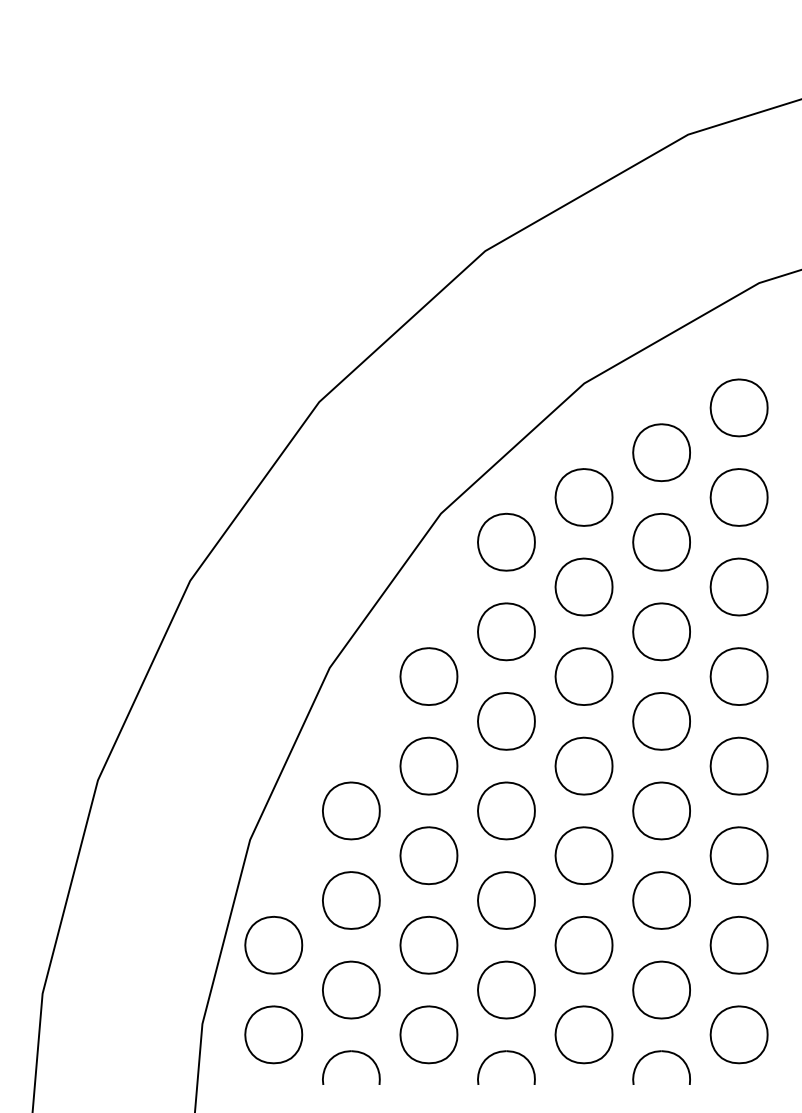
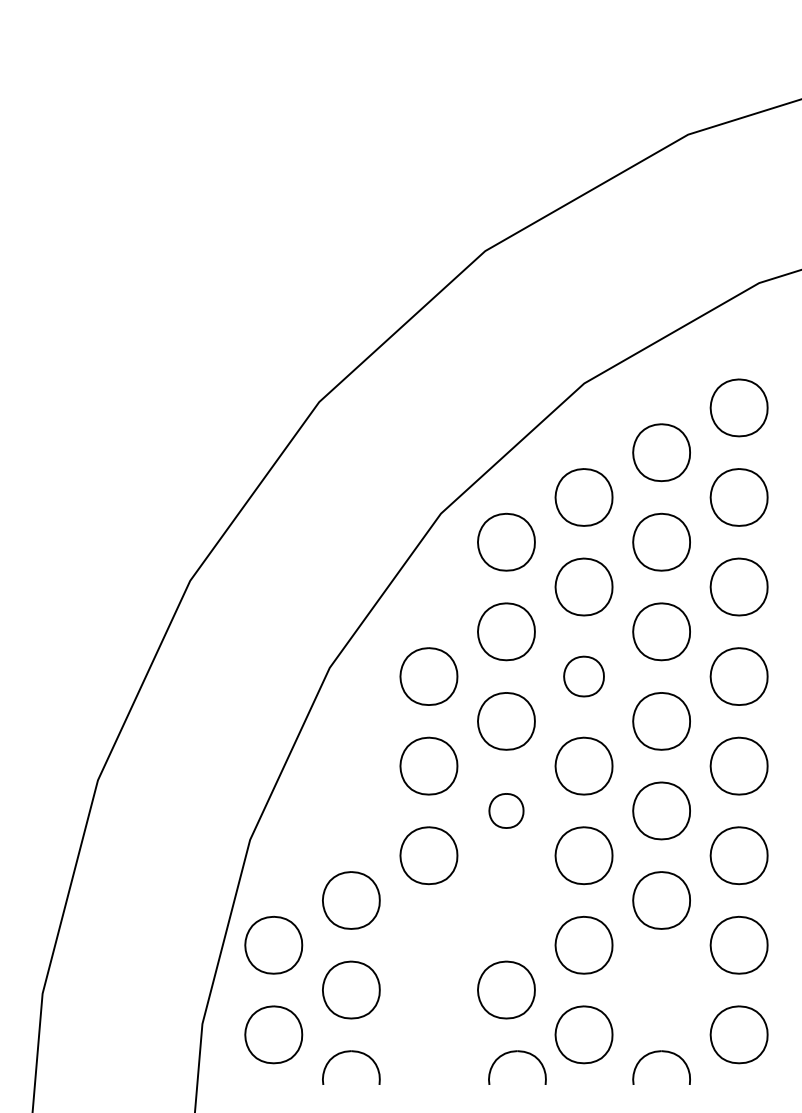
part size: 60x59 px -> 42x43 px (583, 676)
part: present -> none (351, 810)
part size: 59x60 px -> 37x36 px (506, 810)
part: present -> none (506, 900)
part: present -> none (428, 944)
part: present -> none (661, 989)
part: present -> none (428, 1034)
part position: (506, 1052) -> (517, 1052) (517, 1052)
